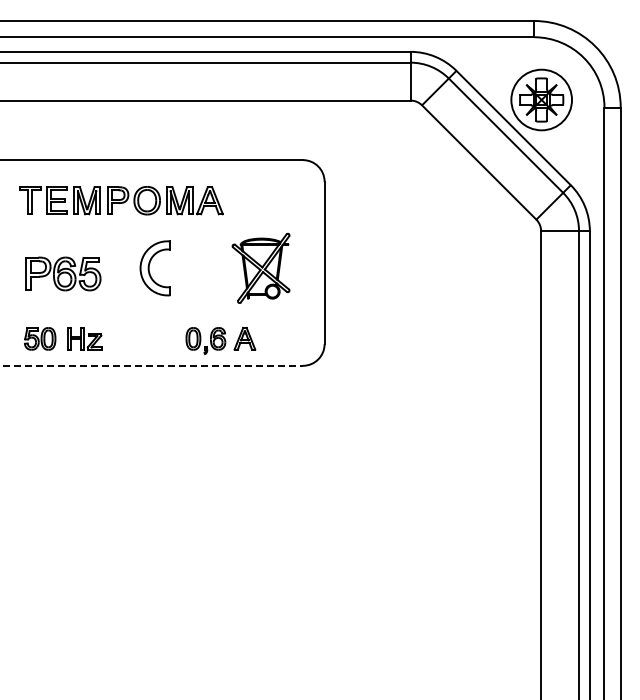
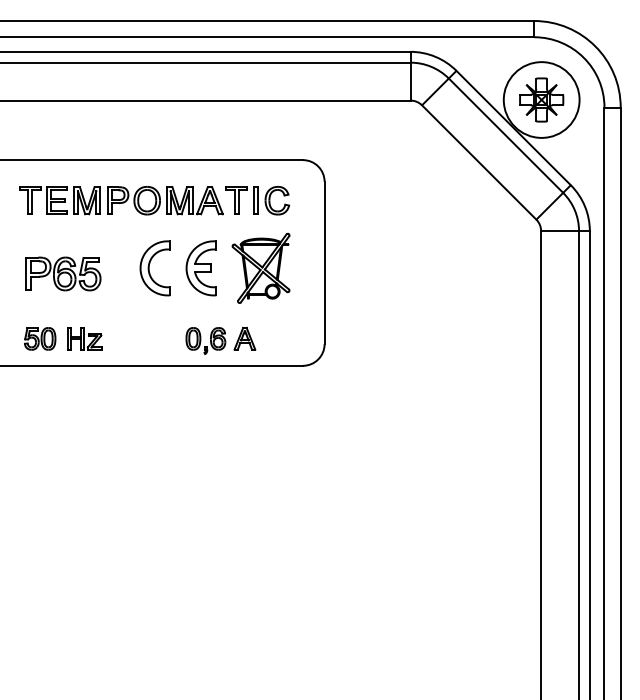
circle diameter: 61 px -> 76 px (541, 99)
part: none -> present (257, 200)
part: none -> present (200, 268)
line: dashed -> solid (152, 365)
